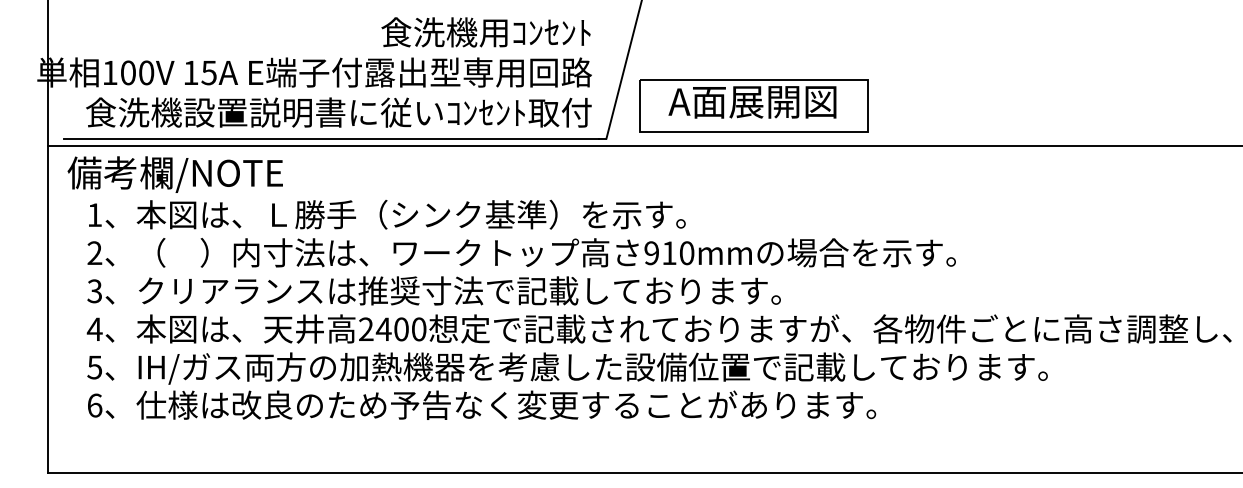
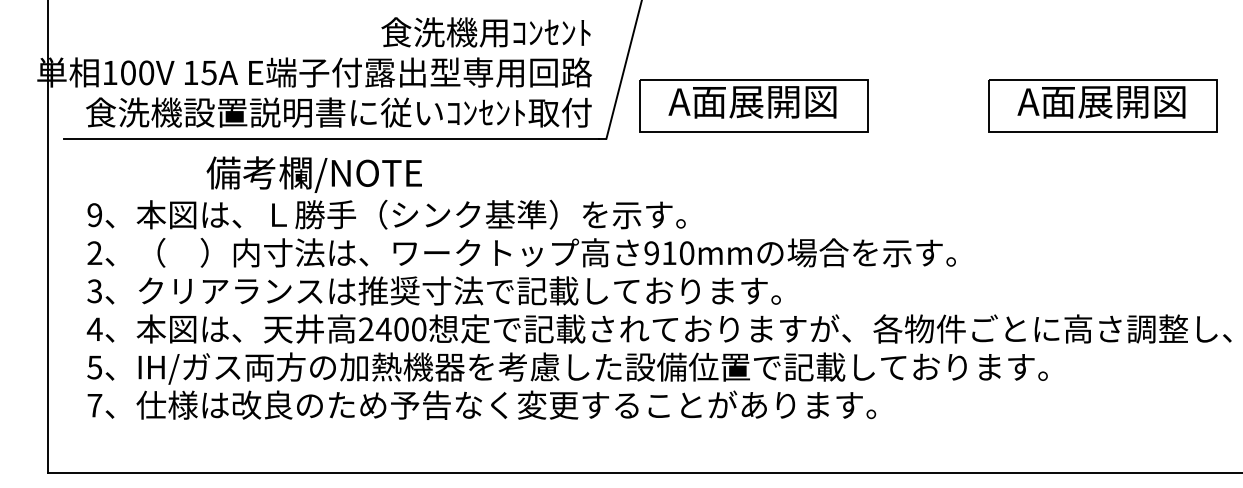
part: none -> present (1102, 105)
line: present -> none (643, 145)
text position: (174, 174) -> (313, 174) (313, 174)
text: 1 -> 9 (94, 215)
text: 6 -> 7 (94, 405)
